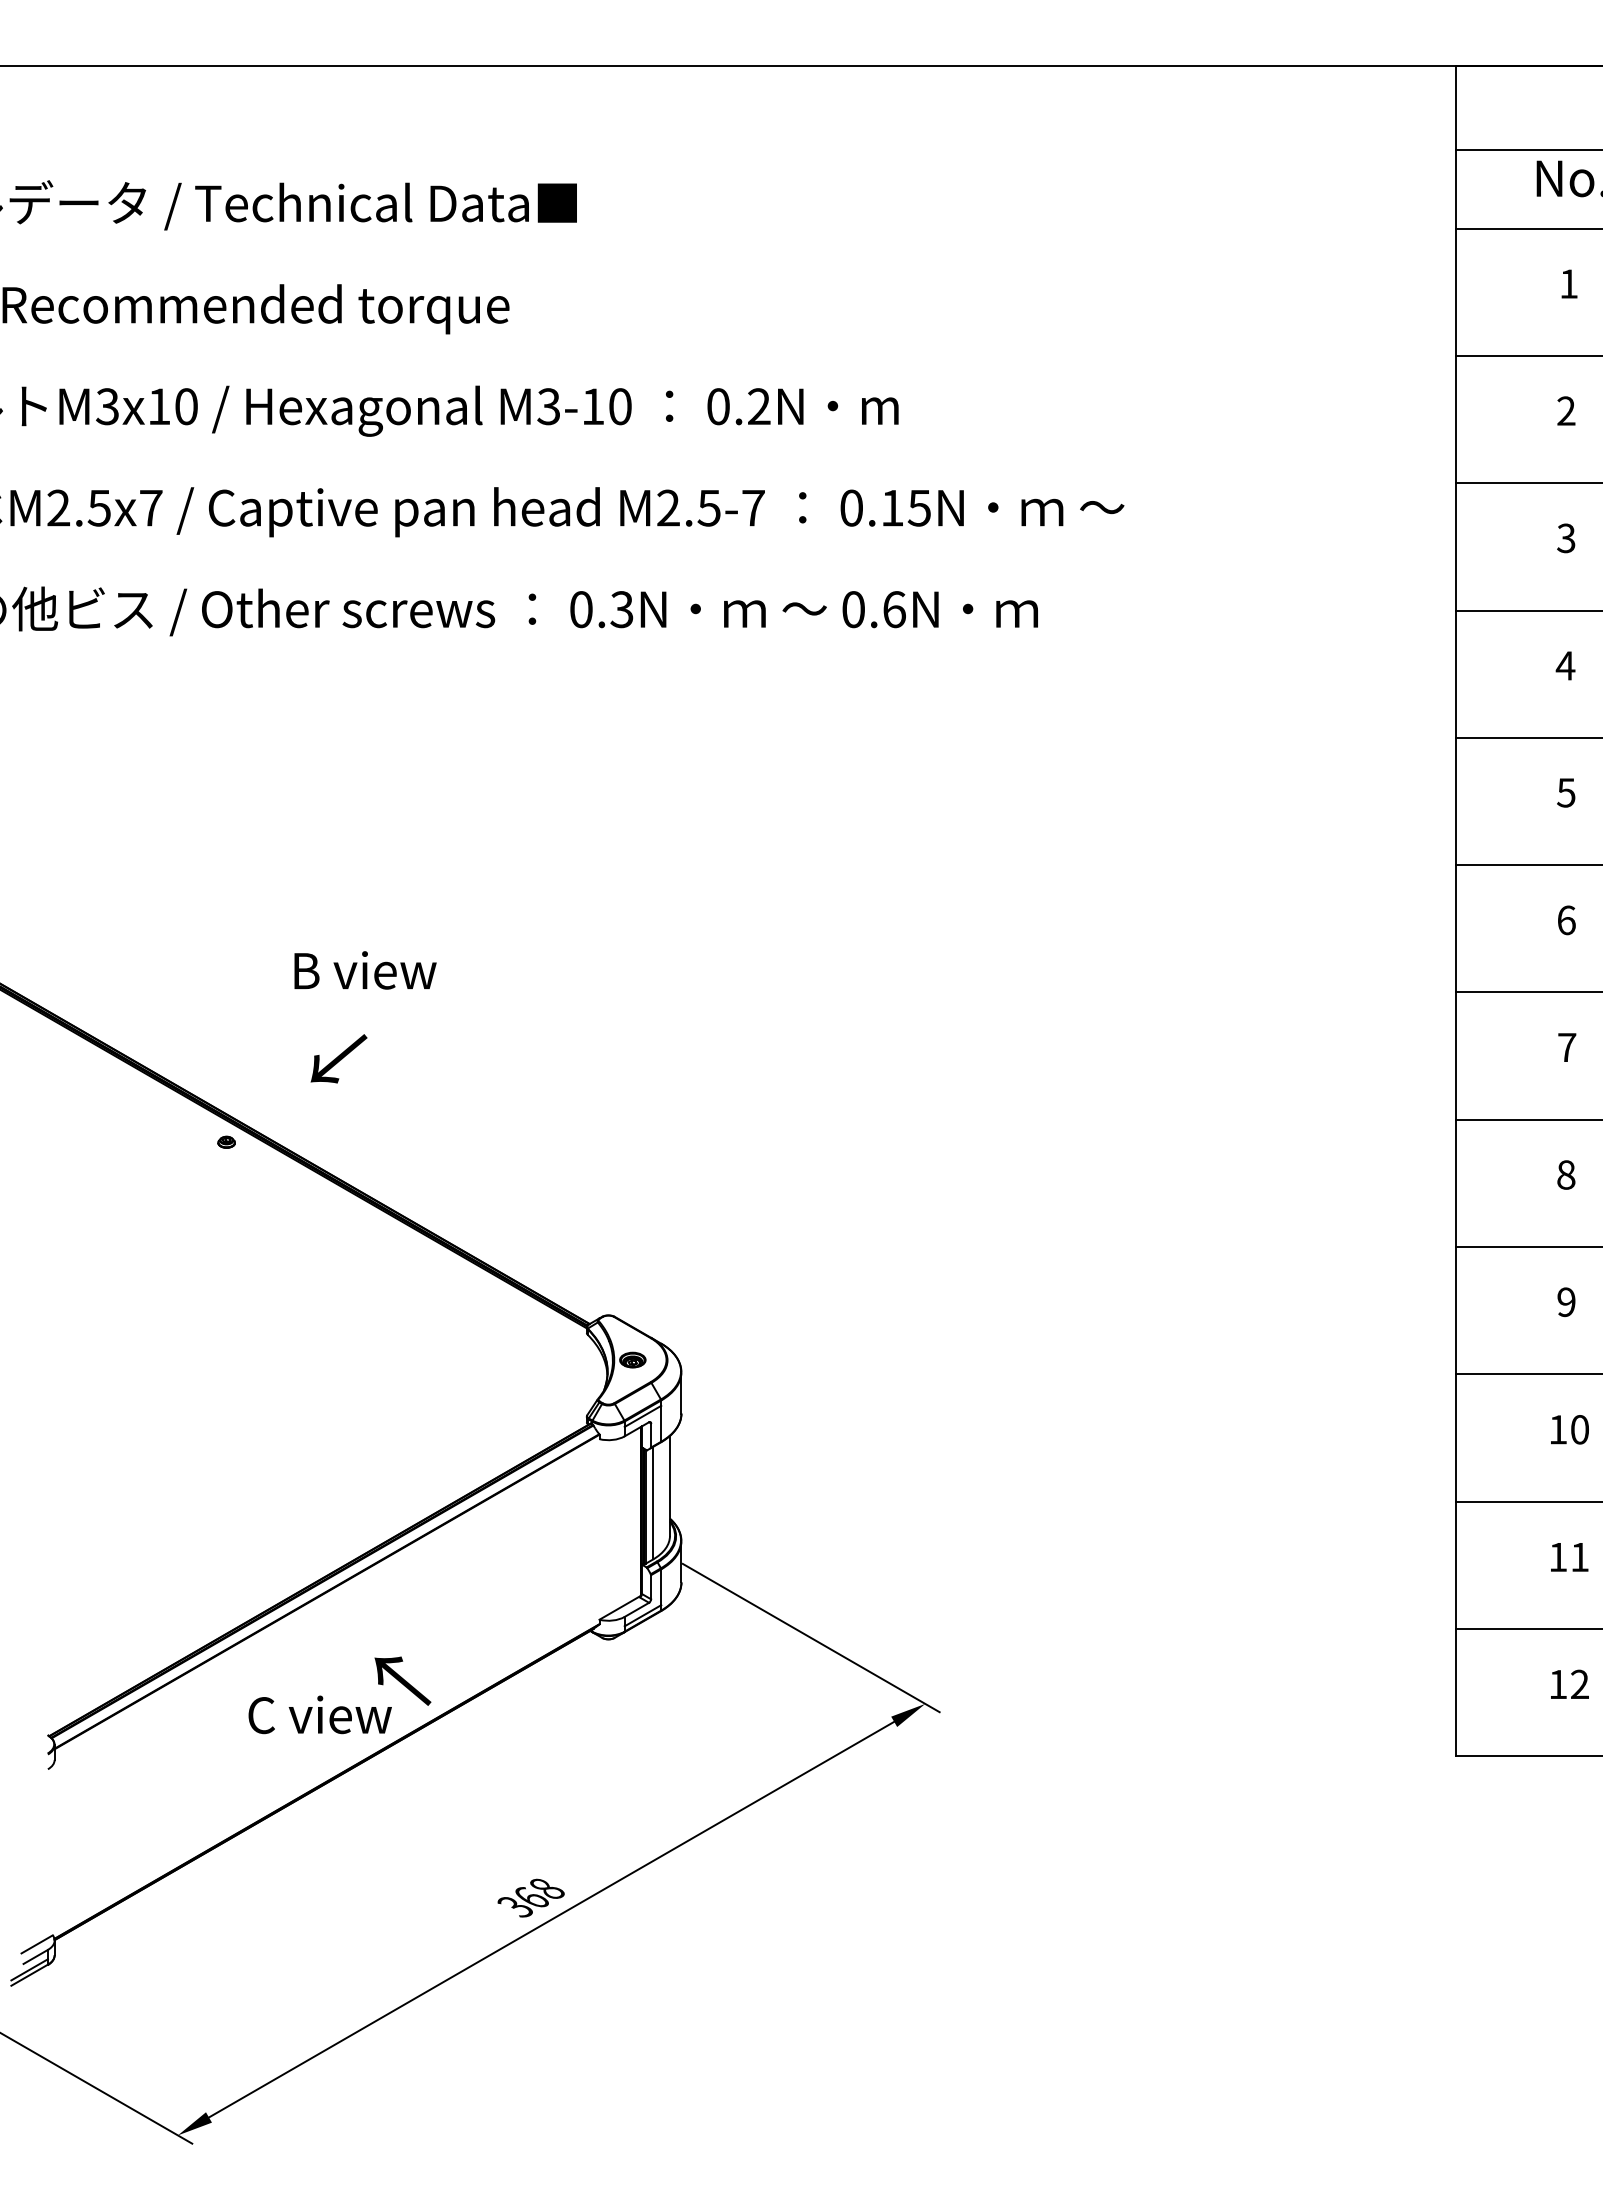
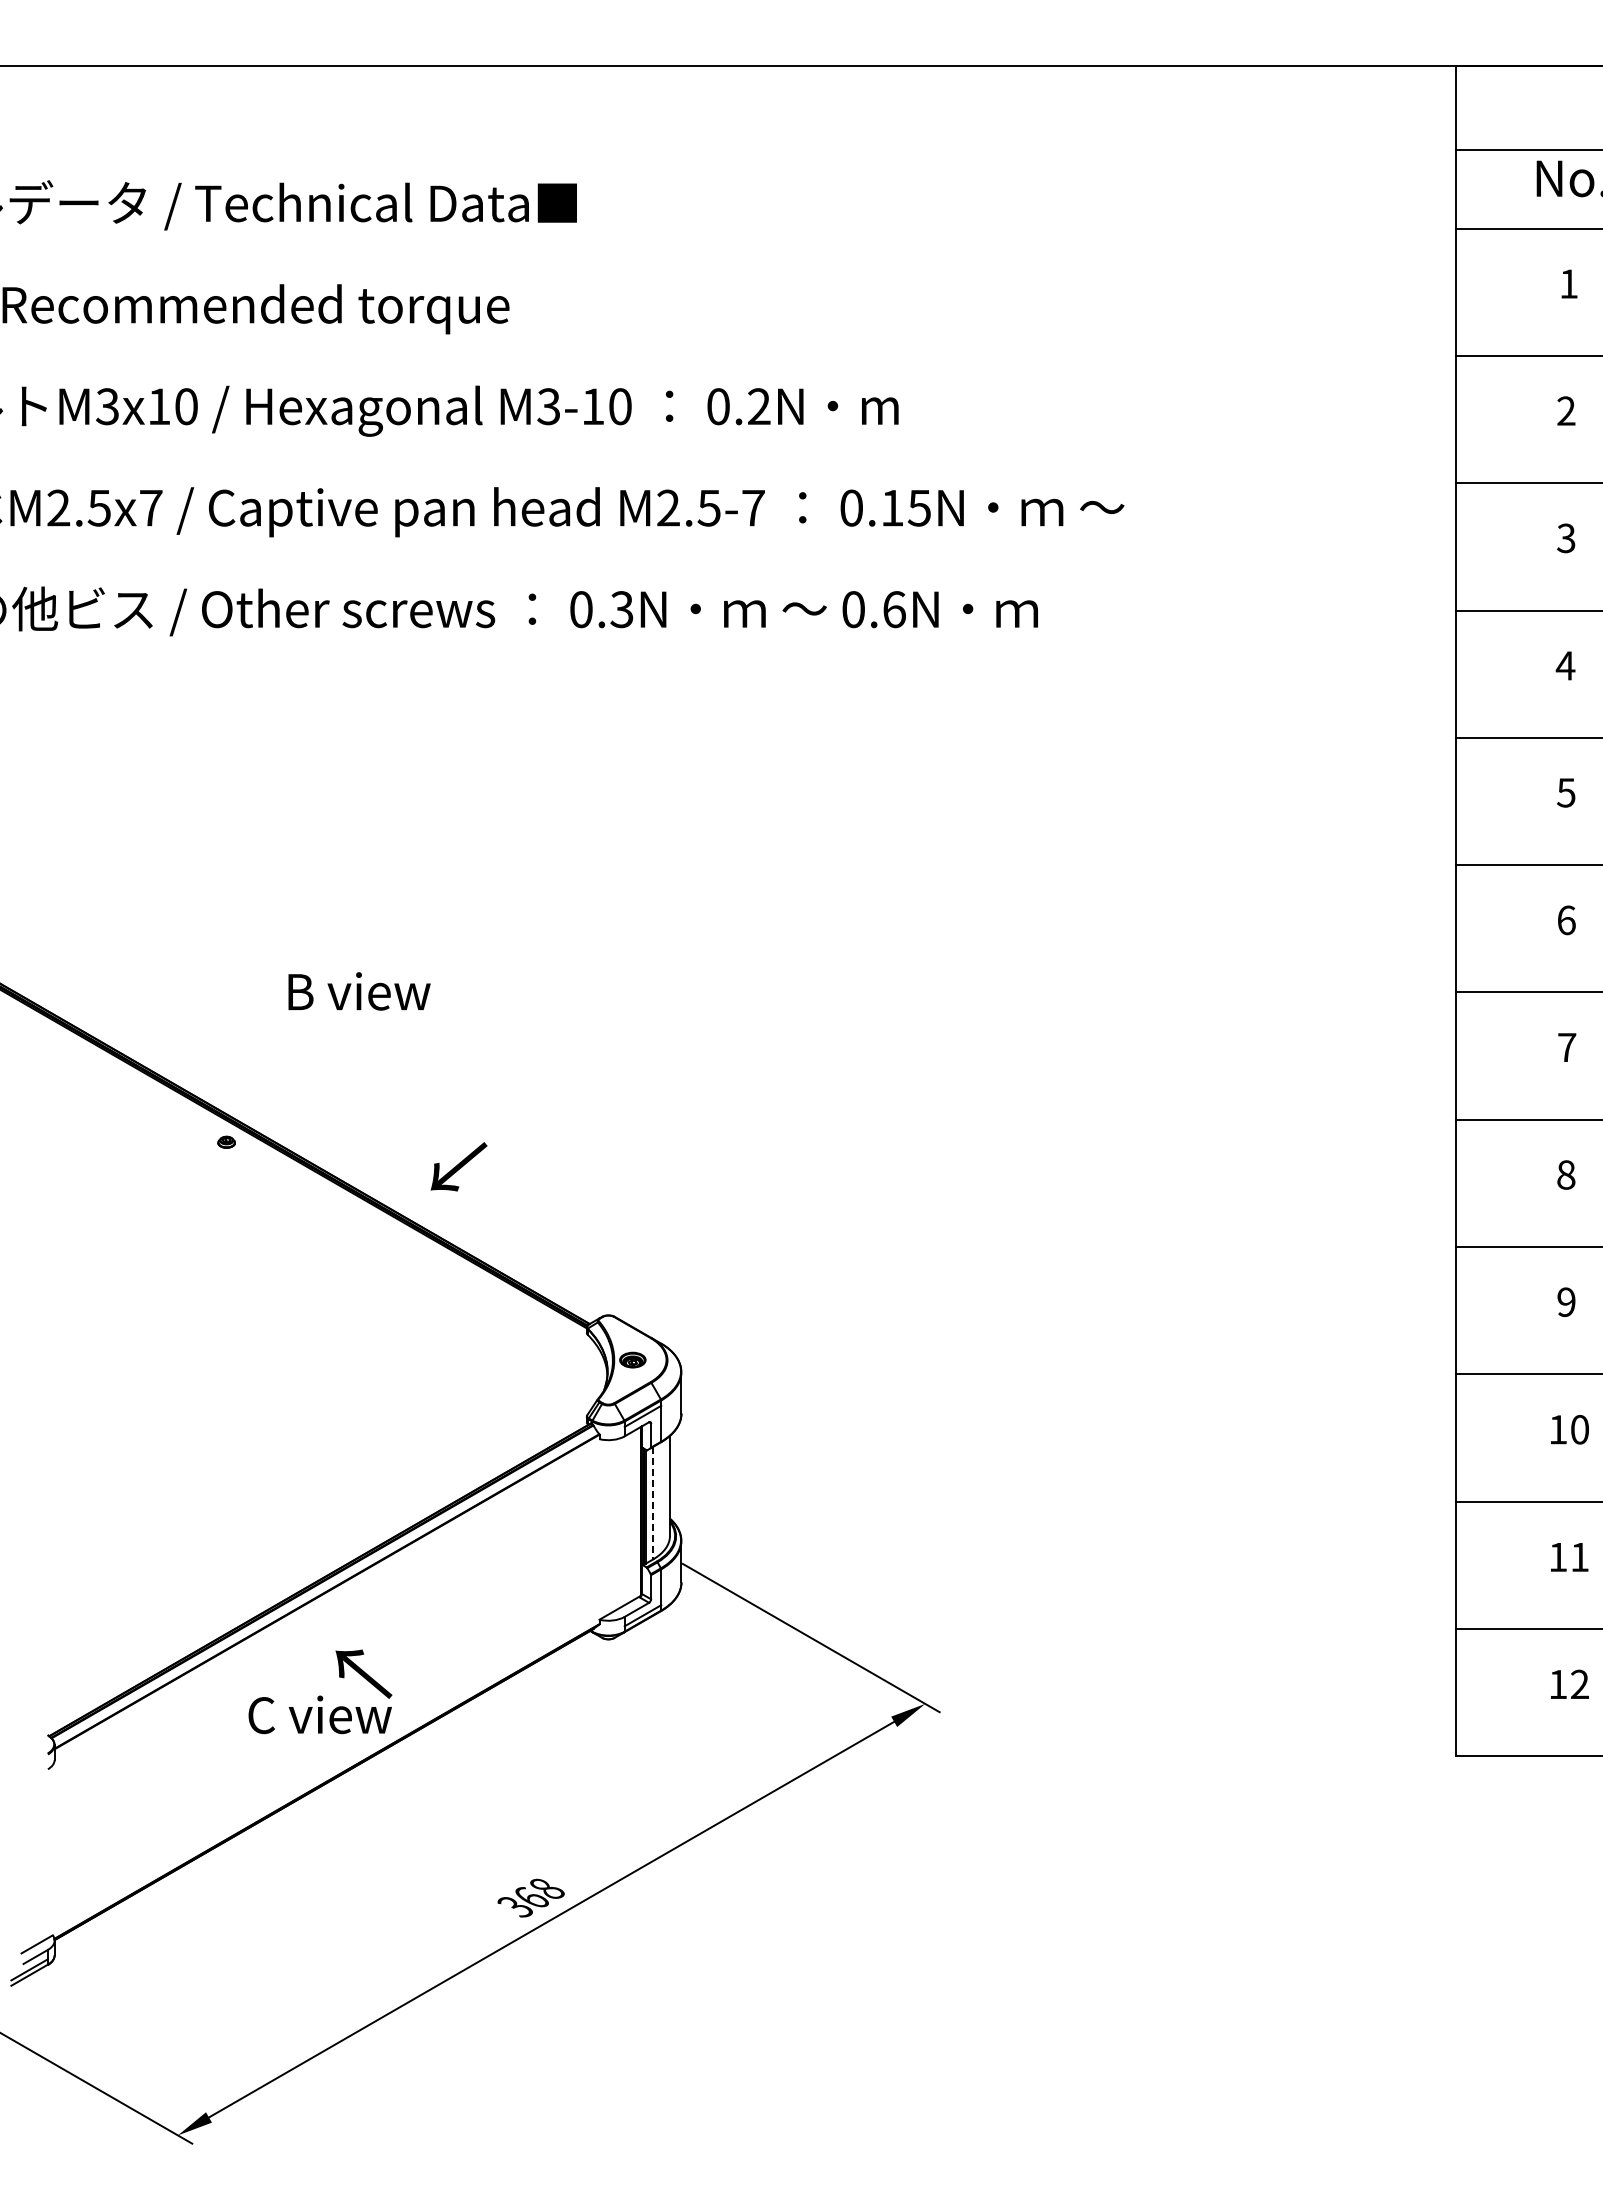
text position: (365, 970) -> (359, 991) (359, 991)
text position: (338, 1058) -> (458, 1166) (458, 1166)
line: solid -> dashed (653, 1503)
text position: (402, 1680) -> (363, 1673) (363, 1673)
